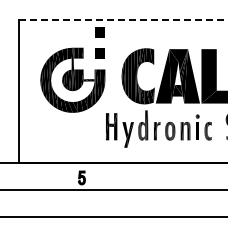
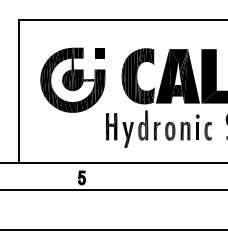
line: dashed -> solid (123, 20)
part: present -> none (99, 32)
line position: (113, 216) -> (113, 229) (113, 229)
